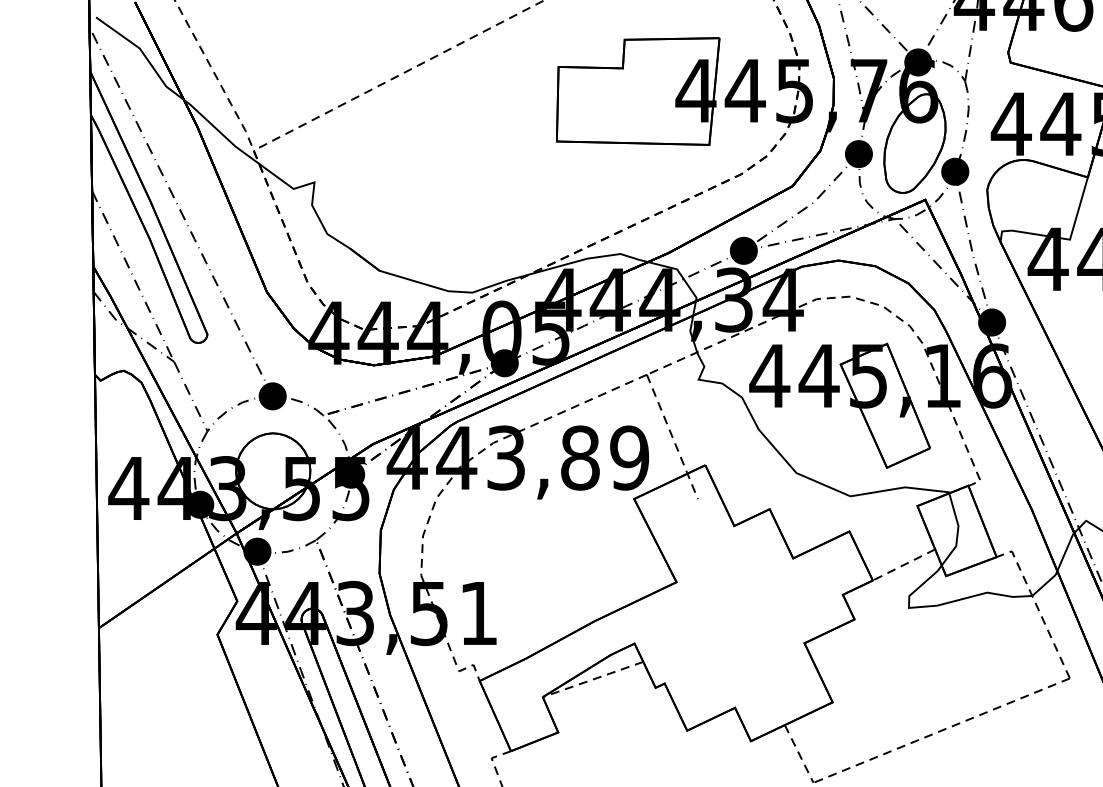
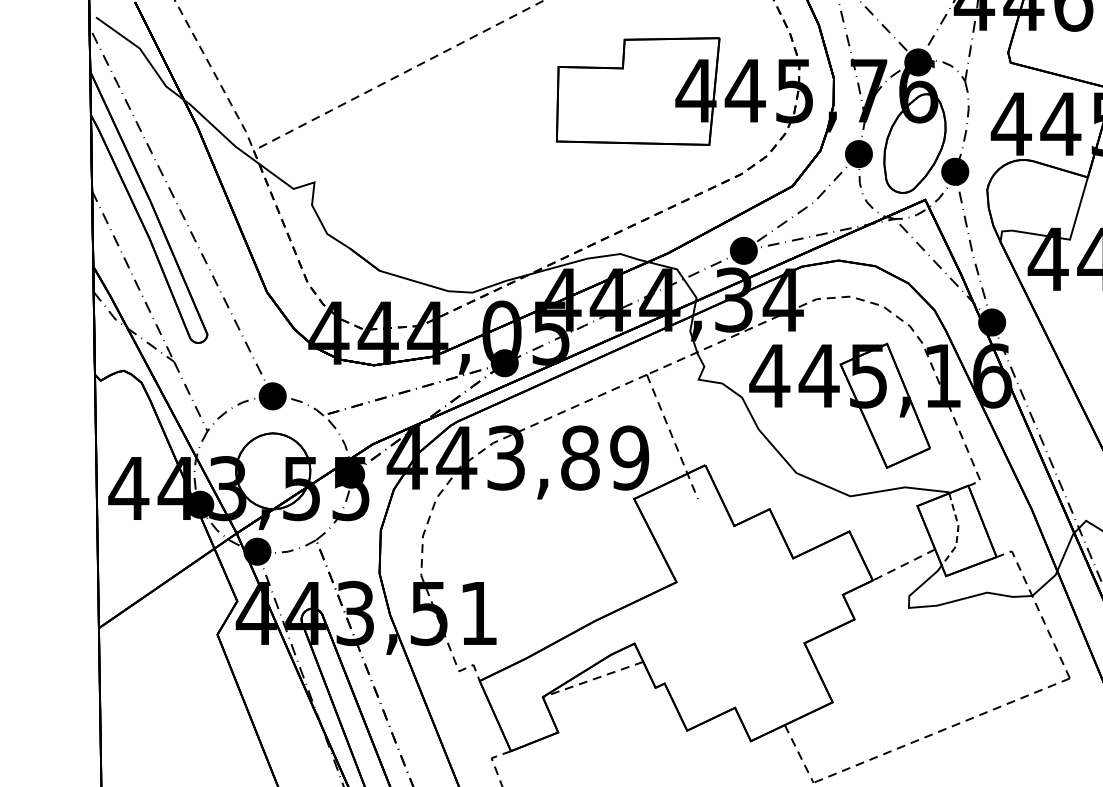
line: solid -> dashed (957, 531)
